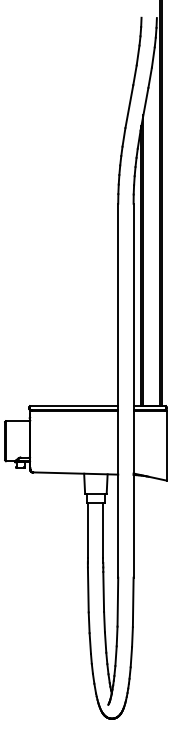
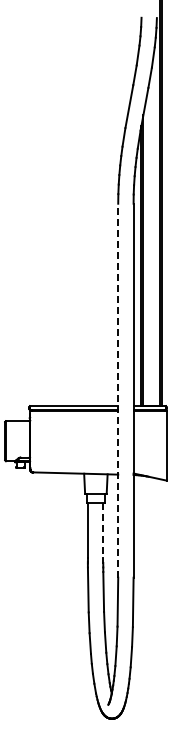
line: solid -> dashed (118, 390)
line: solid -> dashed (103, 530)
